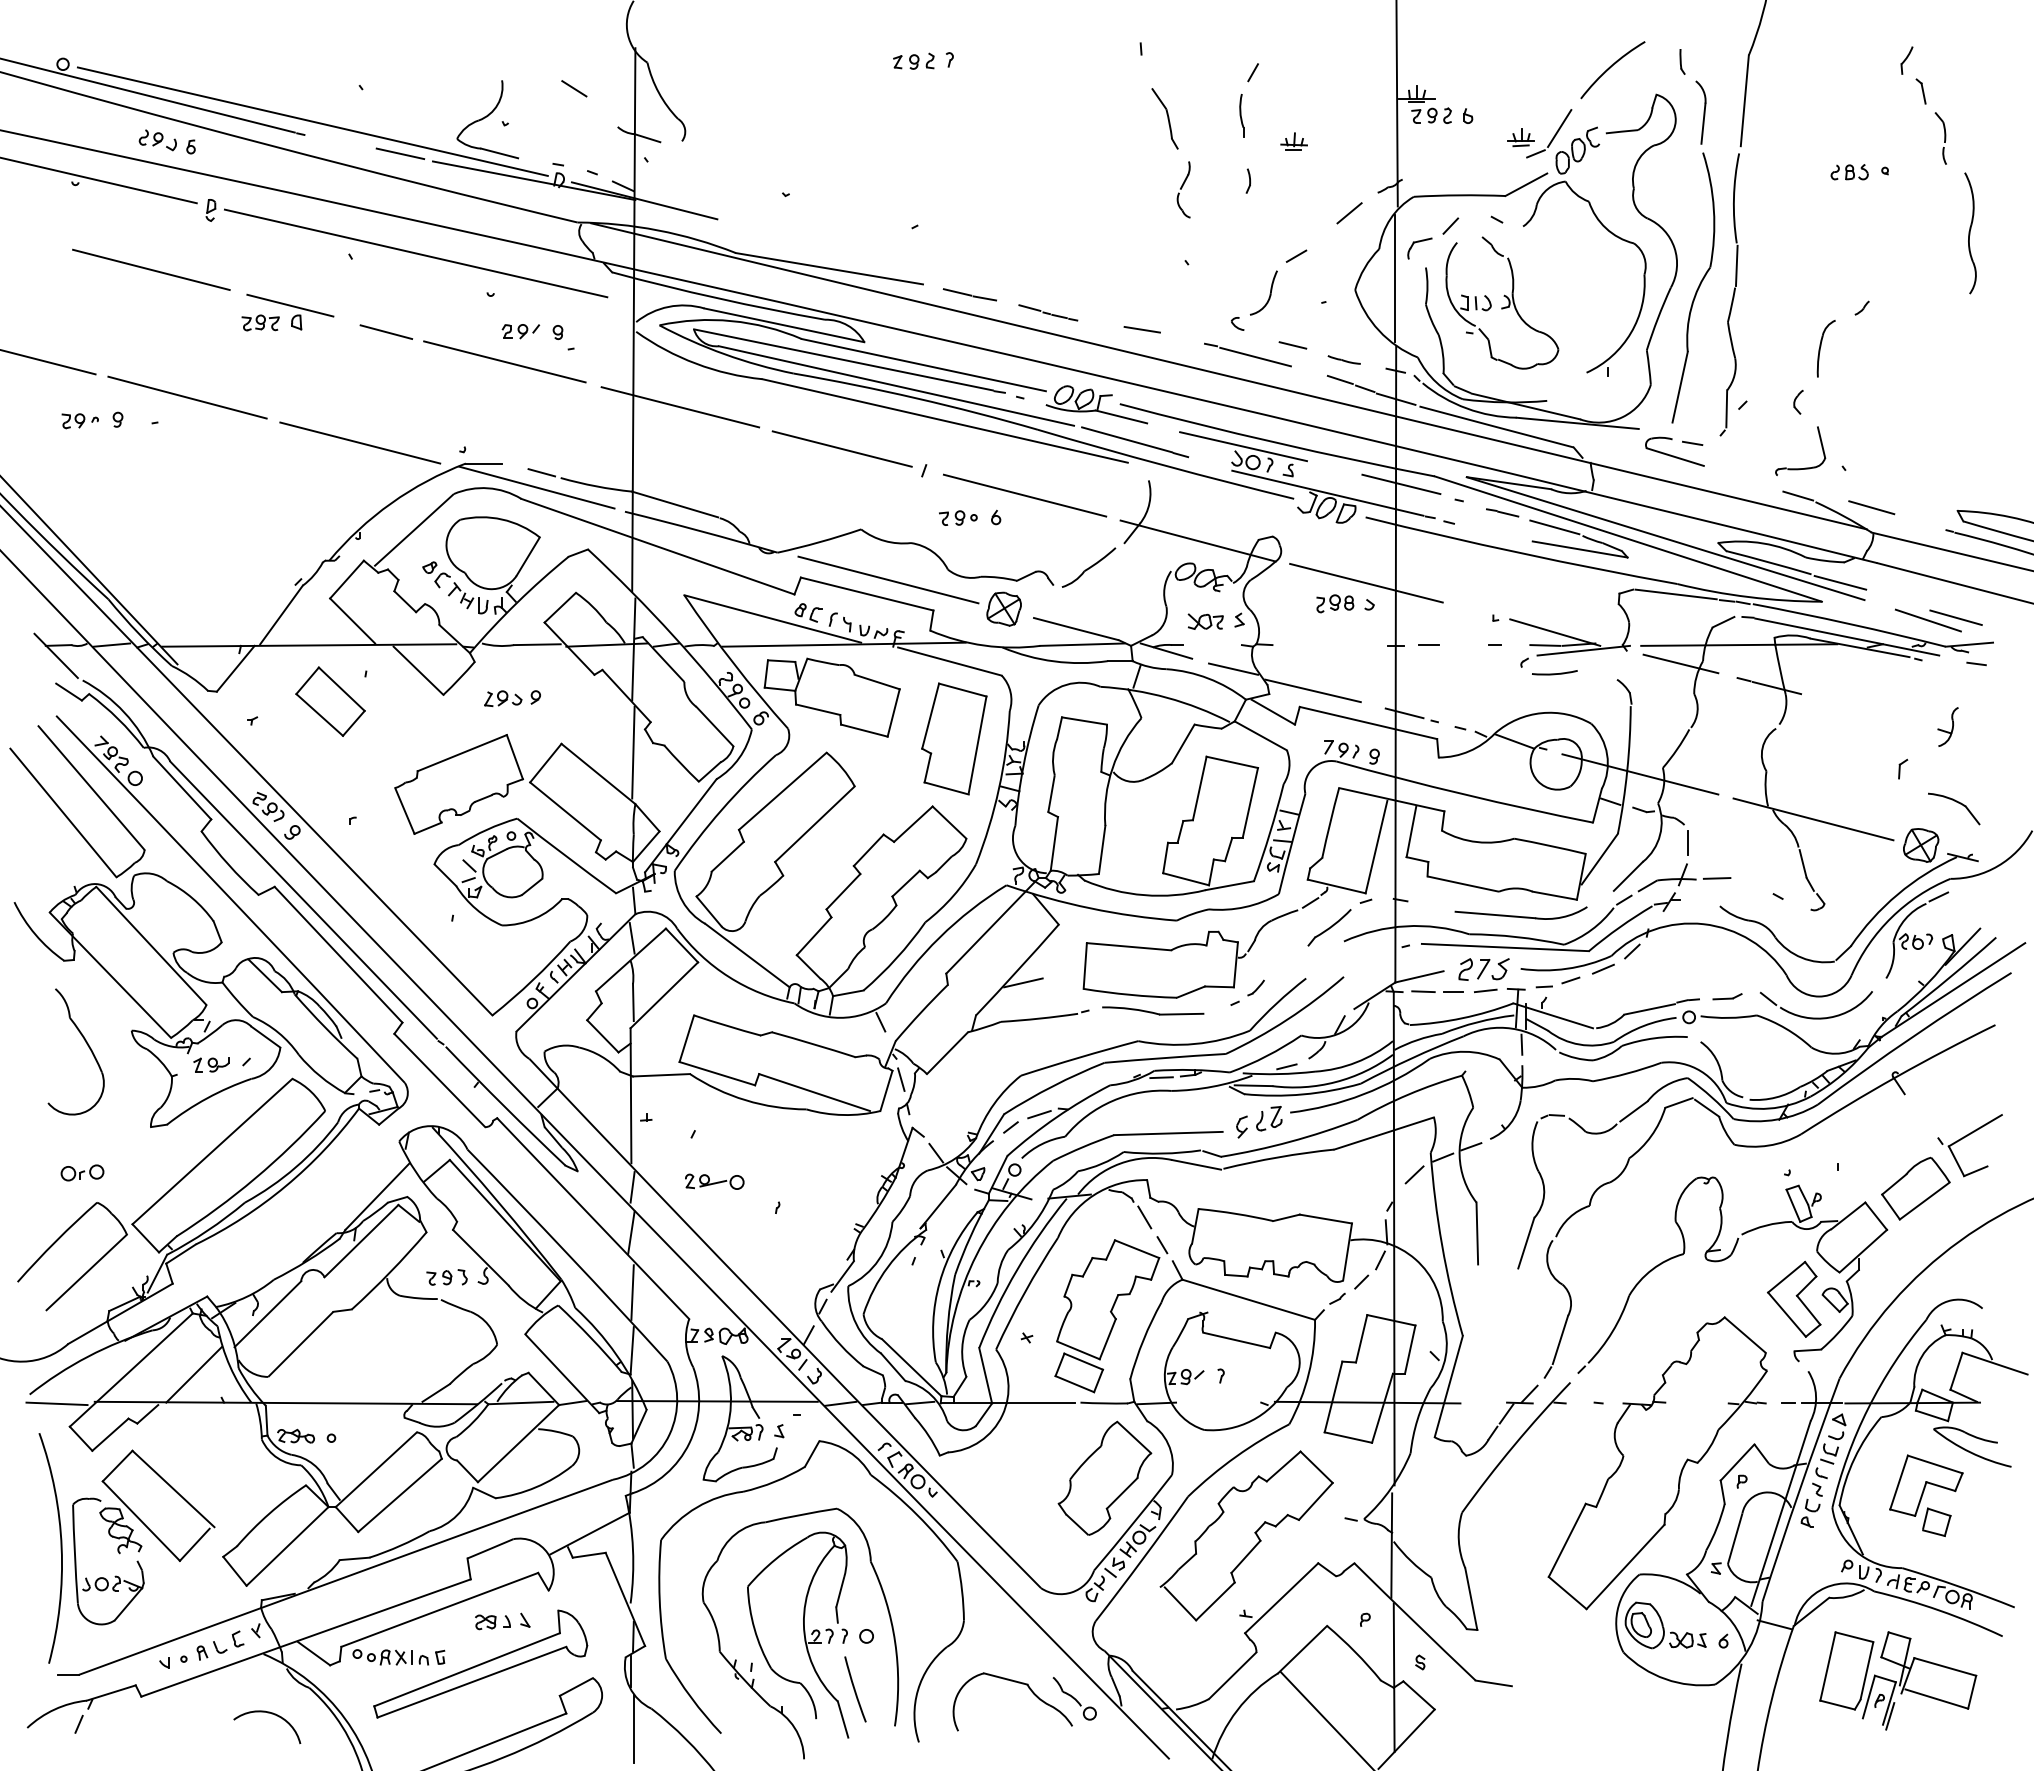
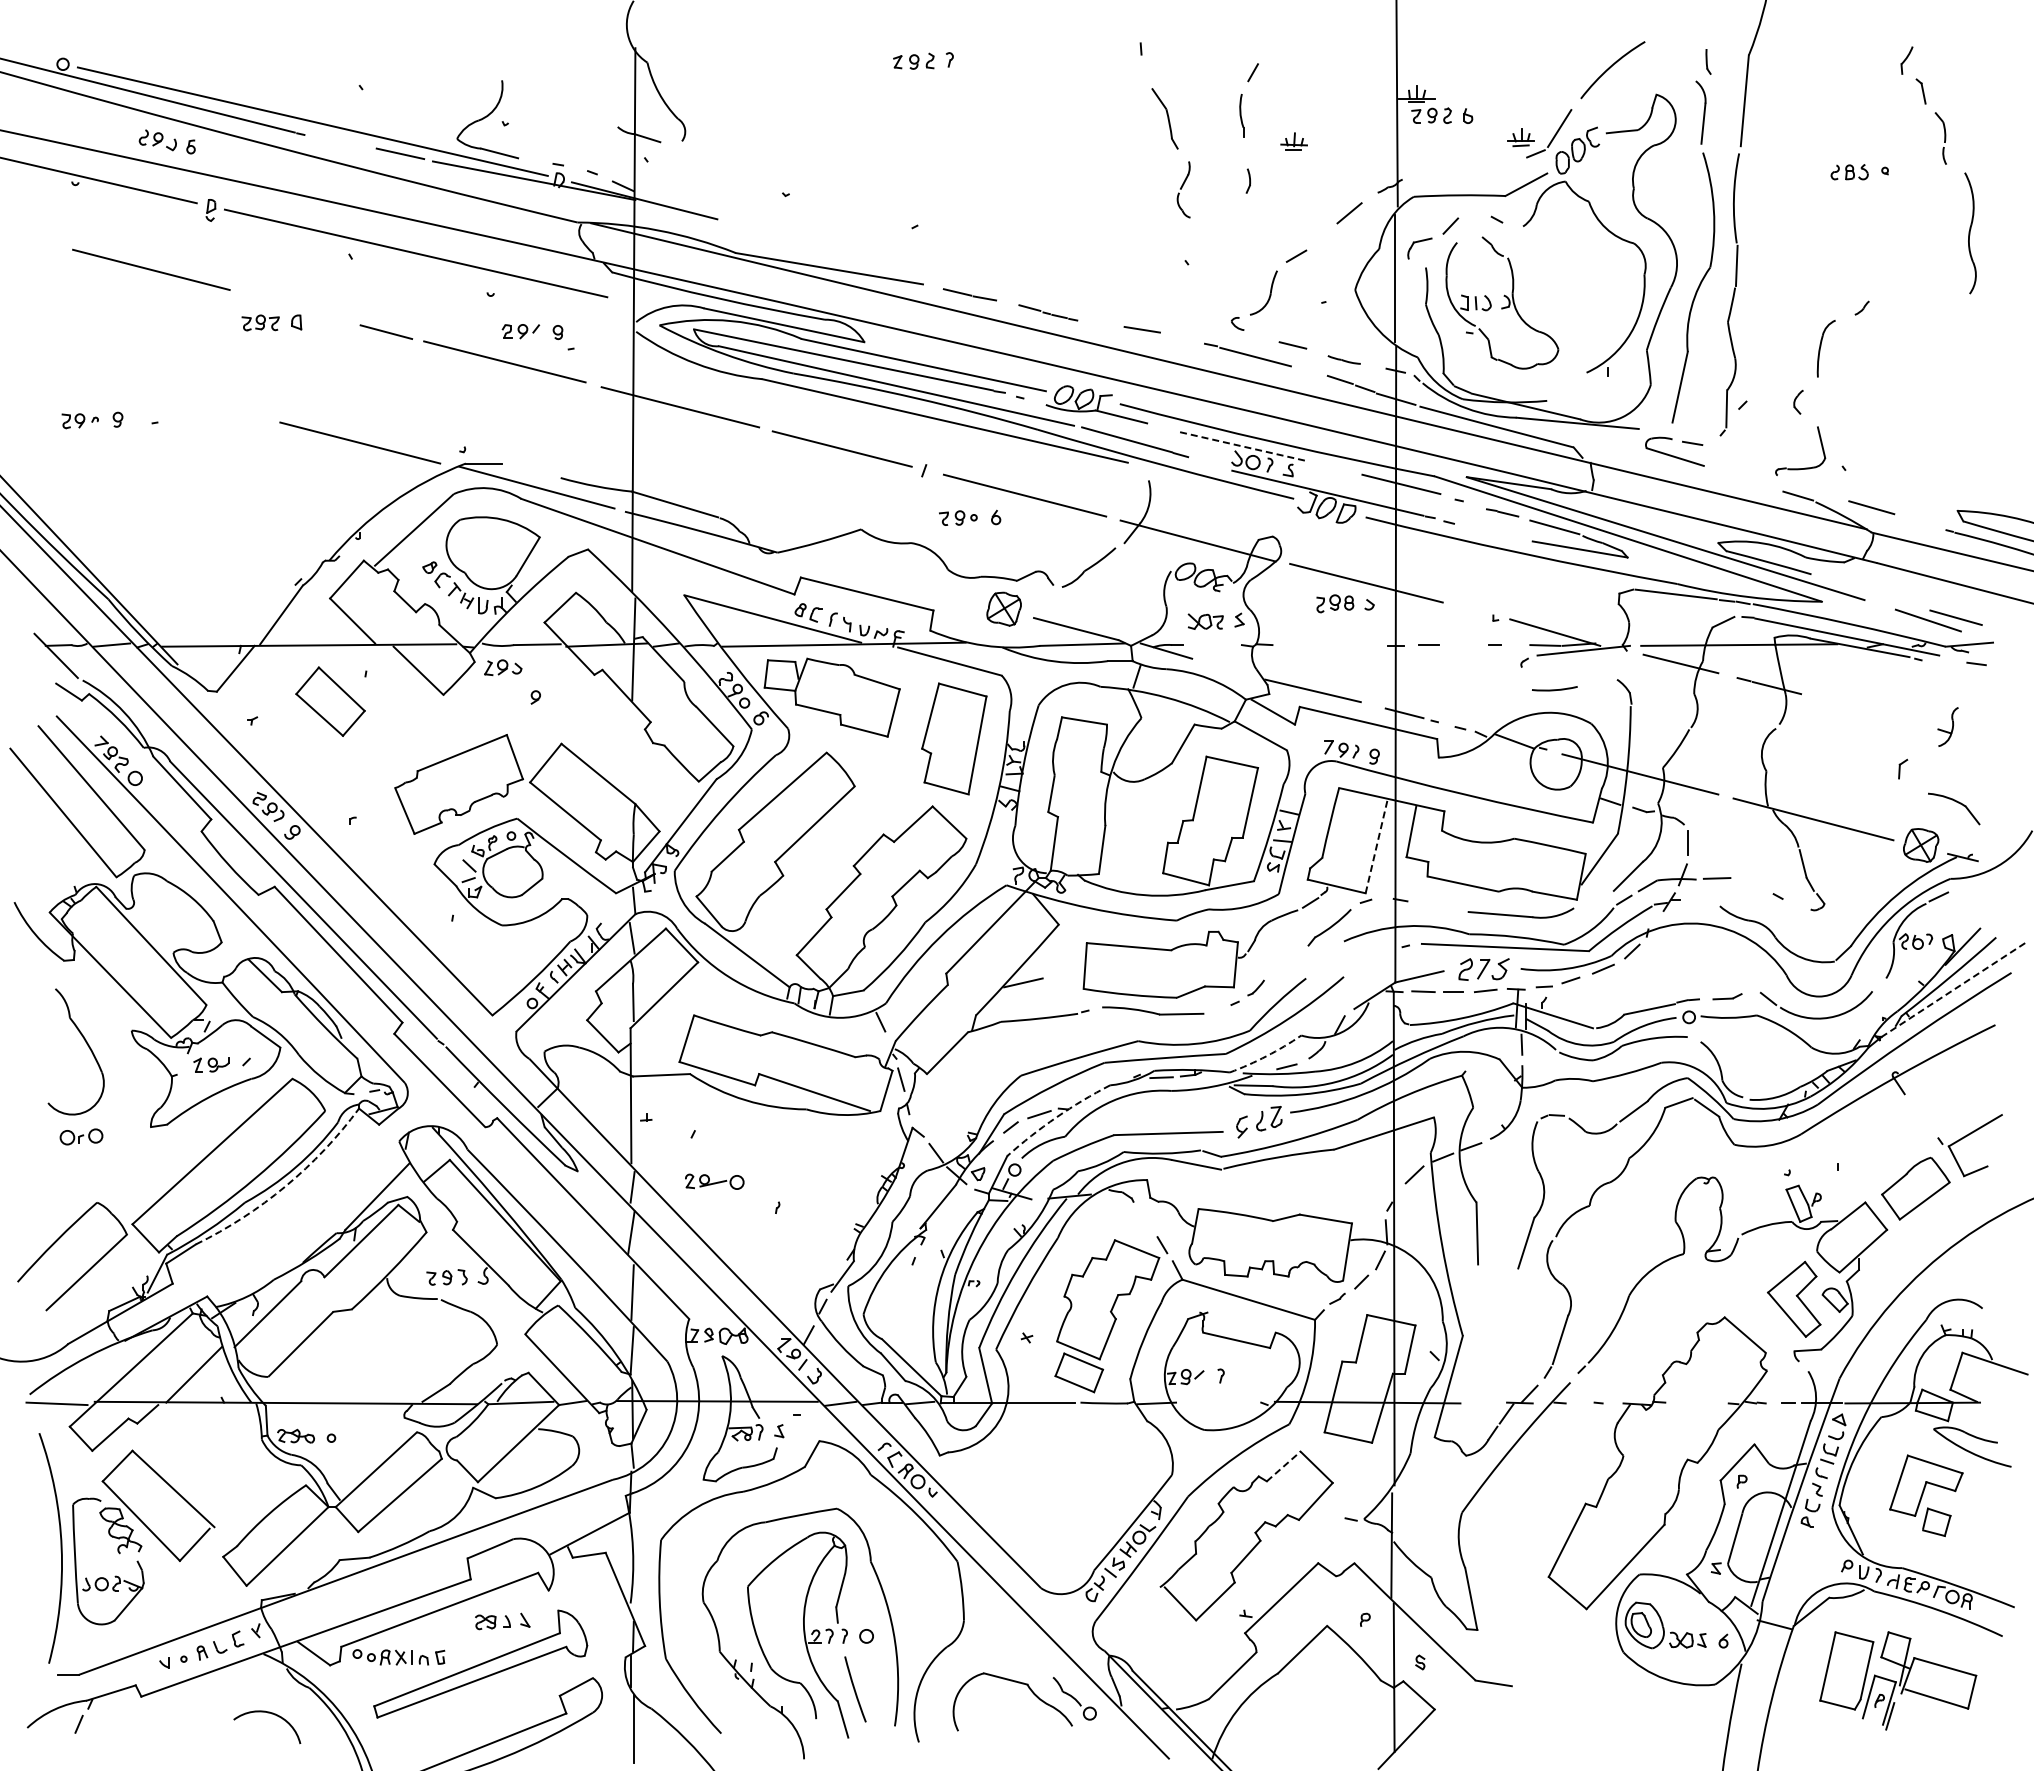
part position: (1682, 61) -> (1708, 61) (1708, 61)
line: present -> none (574, 88)
line: present -> none (290, 305)
line: present -> none (48, 362)
line: present -> none (187, 397)
line: solid -> dashed (1244, 446)
line: present -> none (541, 472)
line: present -> none (888, 579)
line: present -> none (1840, 582)
line: present -> none (1233, 668)
arc position: (1554, 673) -> (1554, 689) (1554, 689)
part position: (503, 698) -> (503, 667) (503, 667)
line: present -> none (633, 752)
line: solid -> dashed (1376, 846)
part size: 134x14 px -> 108x12 px (1520, 912)
line: solid -> dashed (1953, 990)
arc: solid -> dashed (1266, 1056)
arc: solid -> dashed (1056, 1117)
part position: (82, 1172) -> (81, 1136) (81, 1136)
arc: solid -> dashed (285, 1186)
line: present -> none (1144, 1217)
line: solid -> dashed (1284, 1466)
part: present -> none (1104, 1477)
line: present -> none (1325, 1719)
